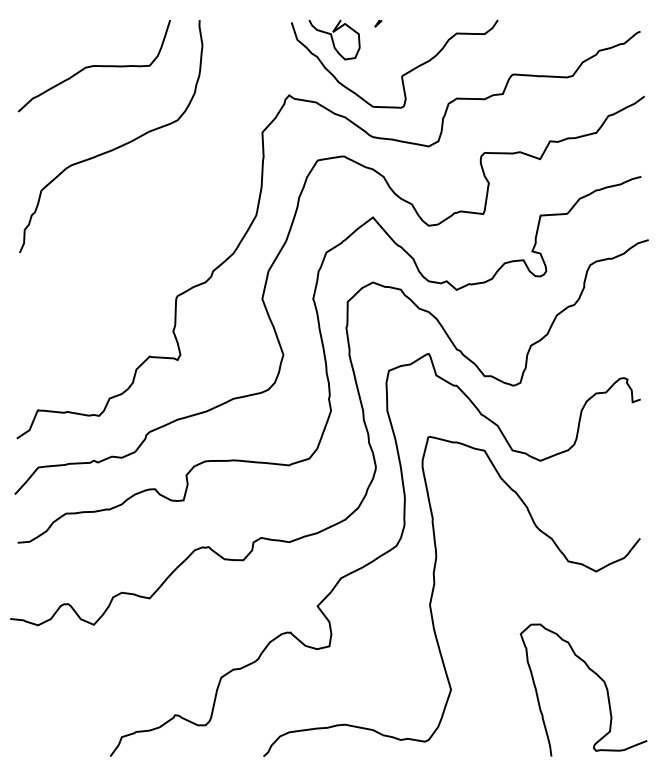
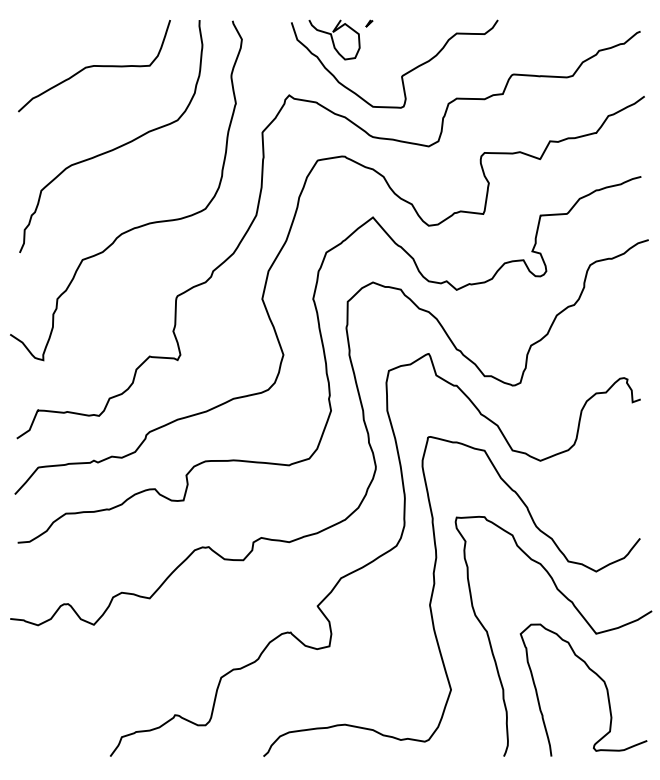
line position: (378, 23) -> (369, 23) (369, 23)
curve: none -> present (139, 225)
curve: none -> present (579, 614)
